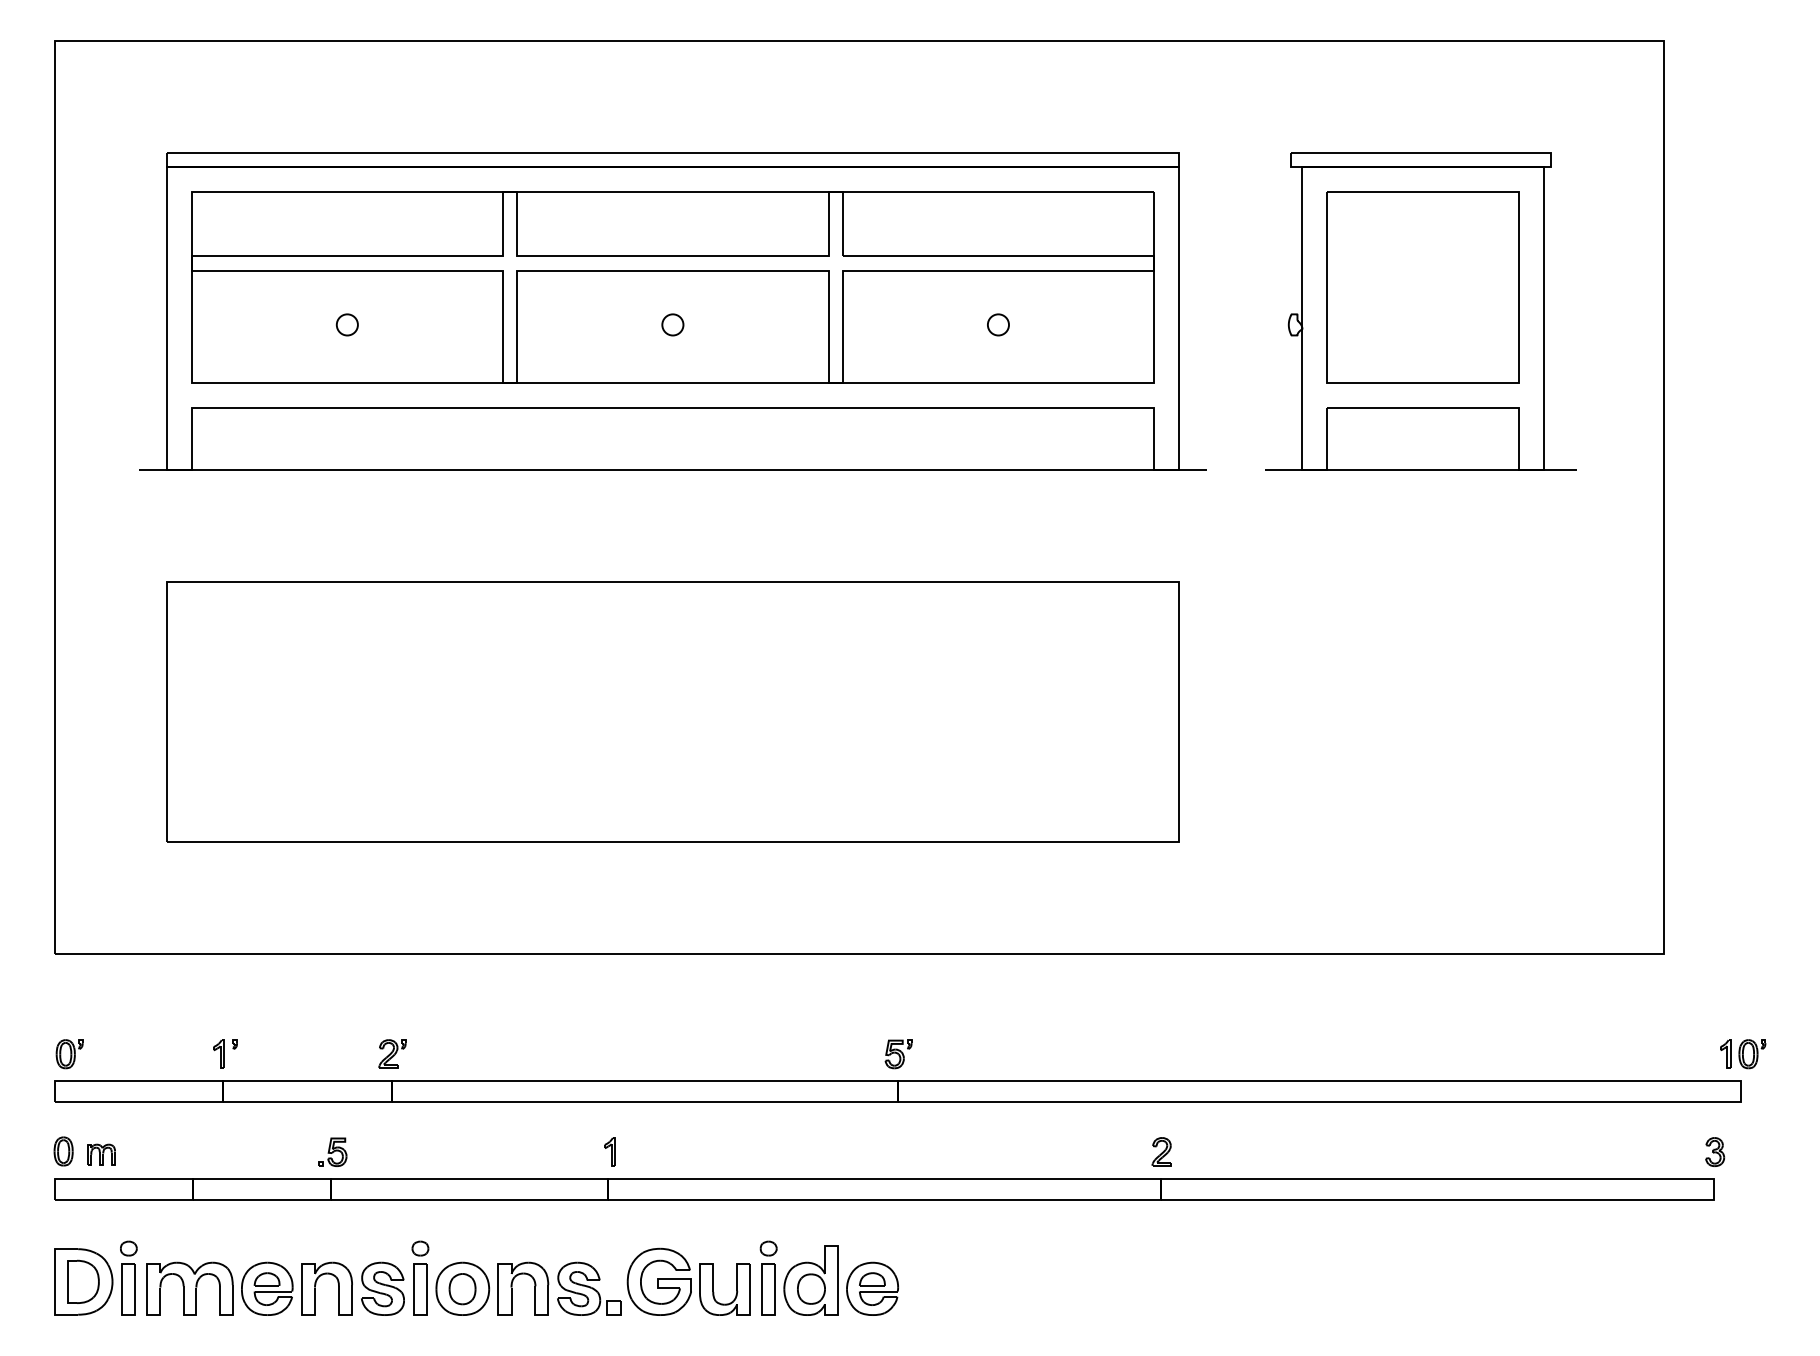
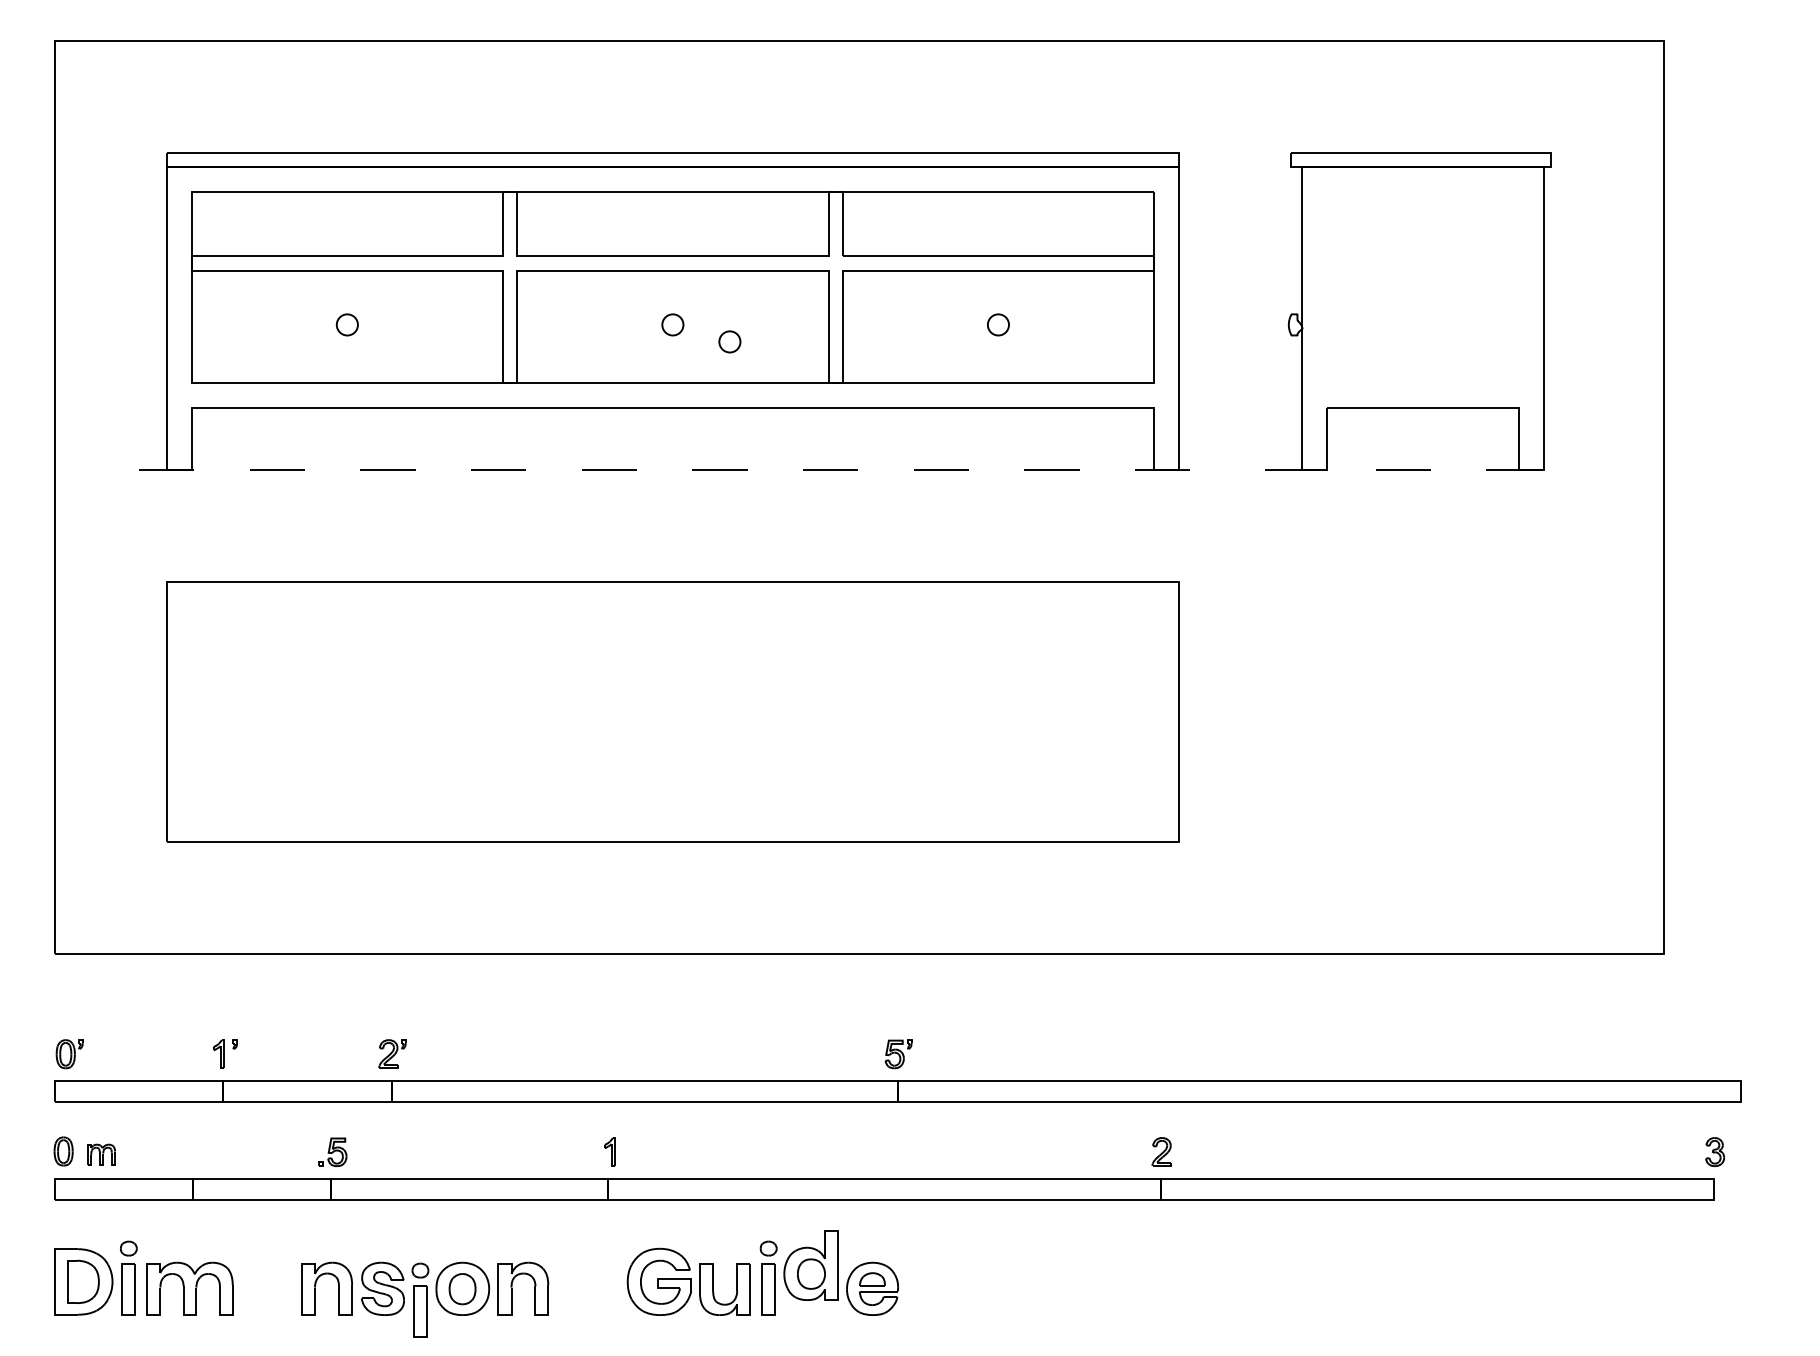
part: present -> none (1422, 287)
circle: none -> present (729, 341)
line: solid -> dashed (672, 469)
line: solid -> dashed (1421, 469)
part: present -> none (1743, 1054)
part position: (420, 1277) -> (420, 1299) (420, 1299)
part position: (810, 1280) -> (810, 1265) (810, 1265)
part: present -> none (267, 1288)
part: present -> none (589, 1288)
